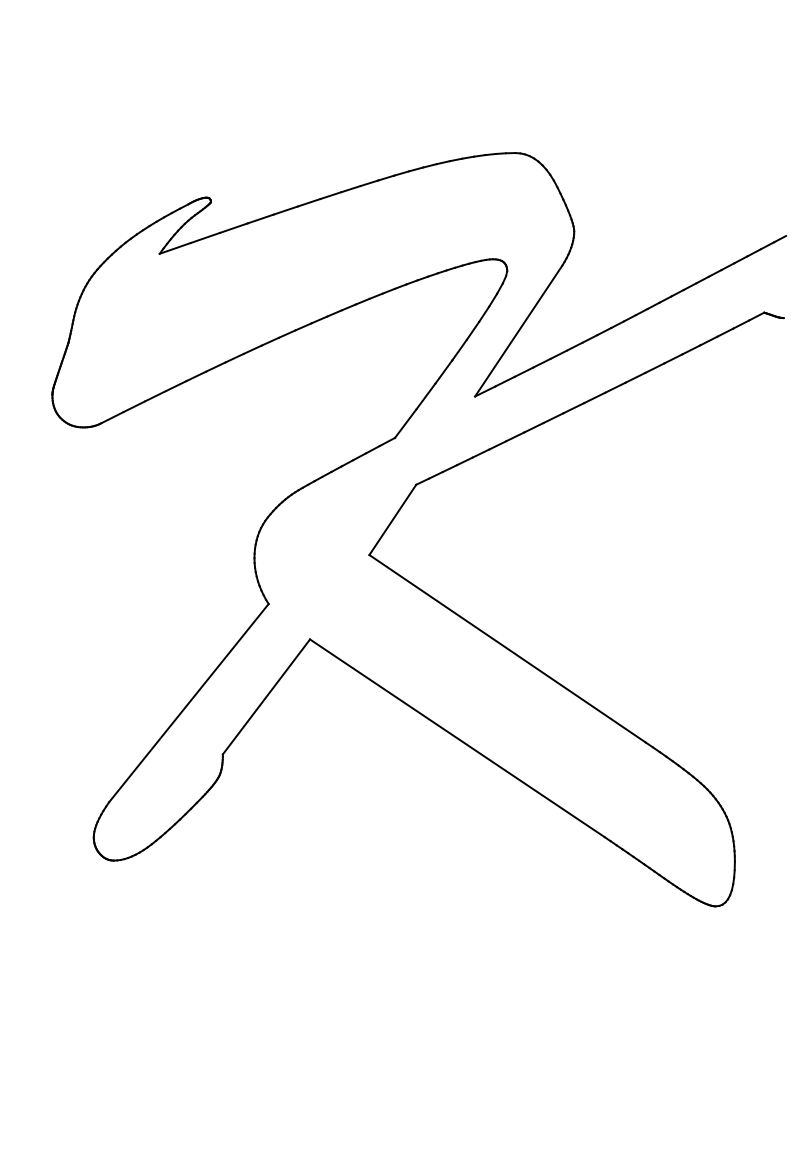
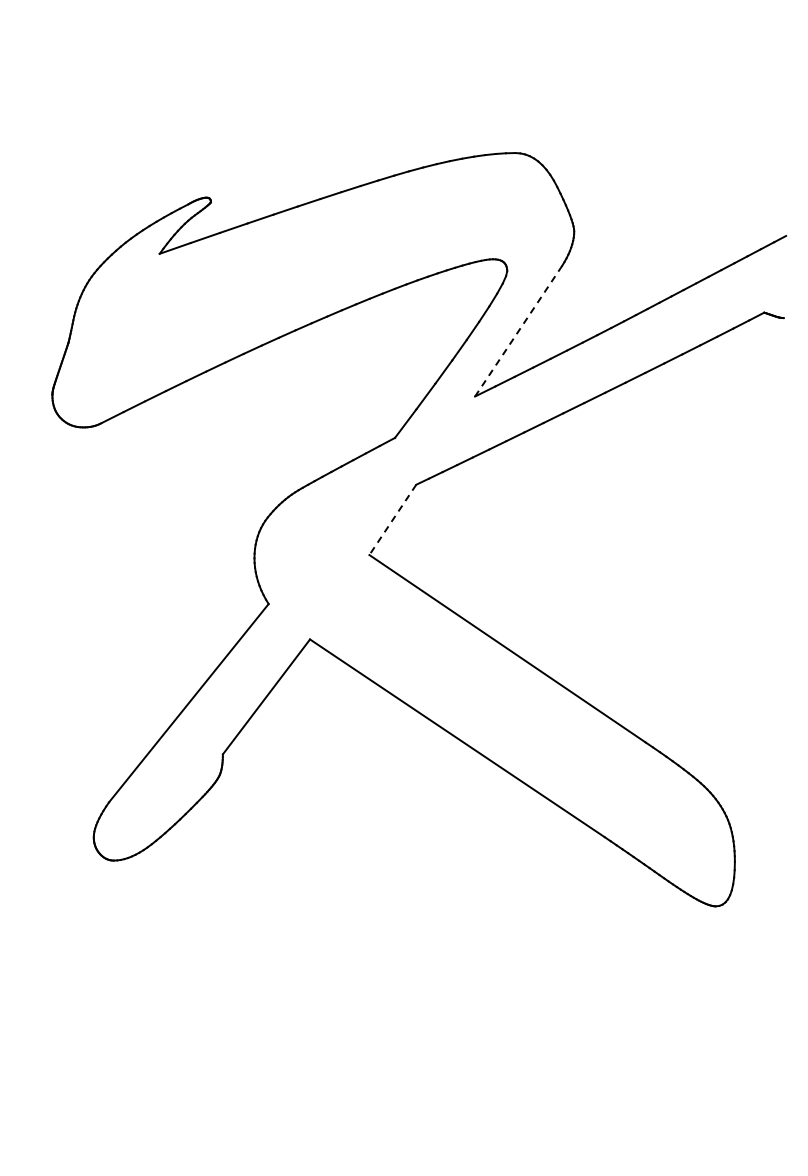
line: solid -> dashed (518, 331)
line: solid -> dashed (392, 520)
